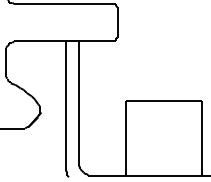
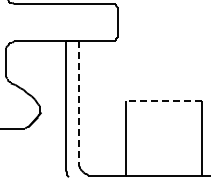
line: solid -> dashed (78, 101)
line: solid -> dashed (163, 101)
